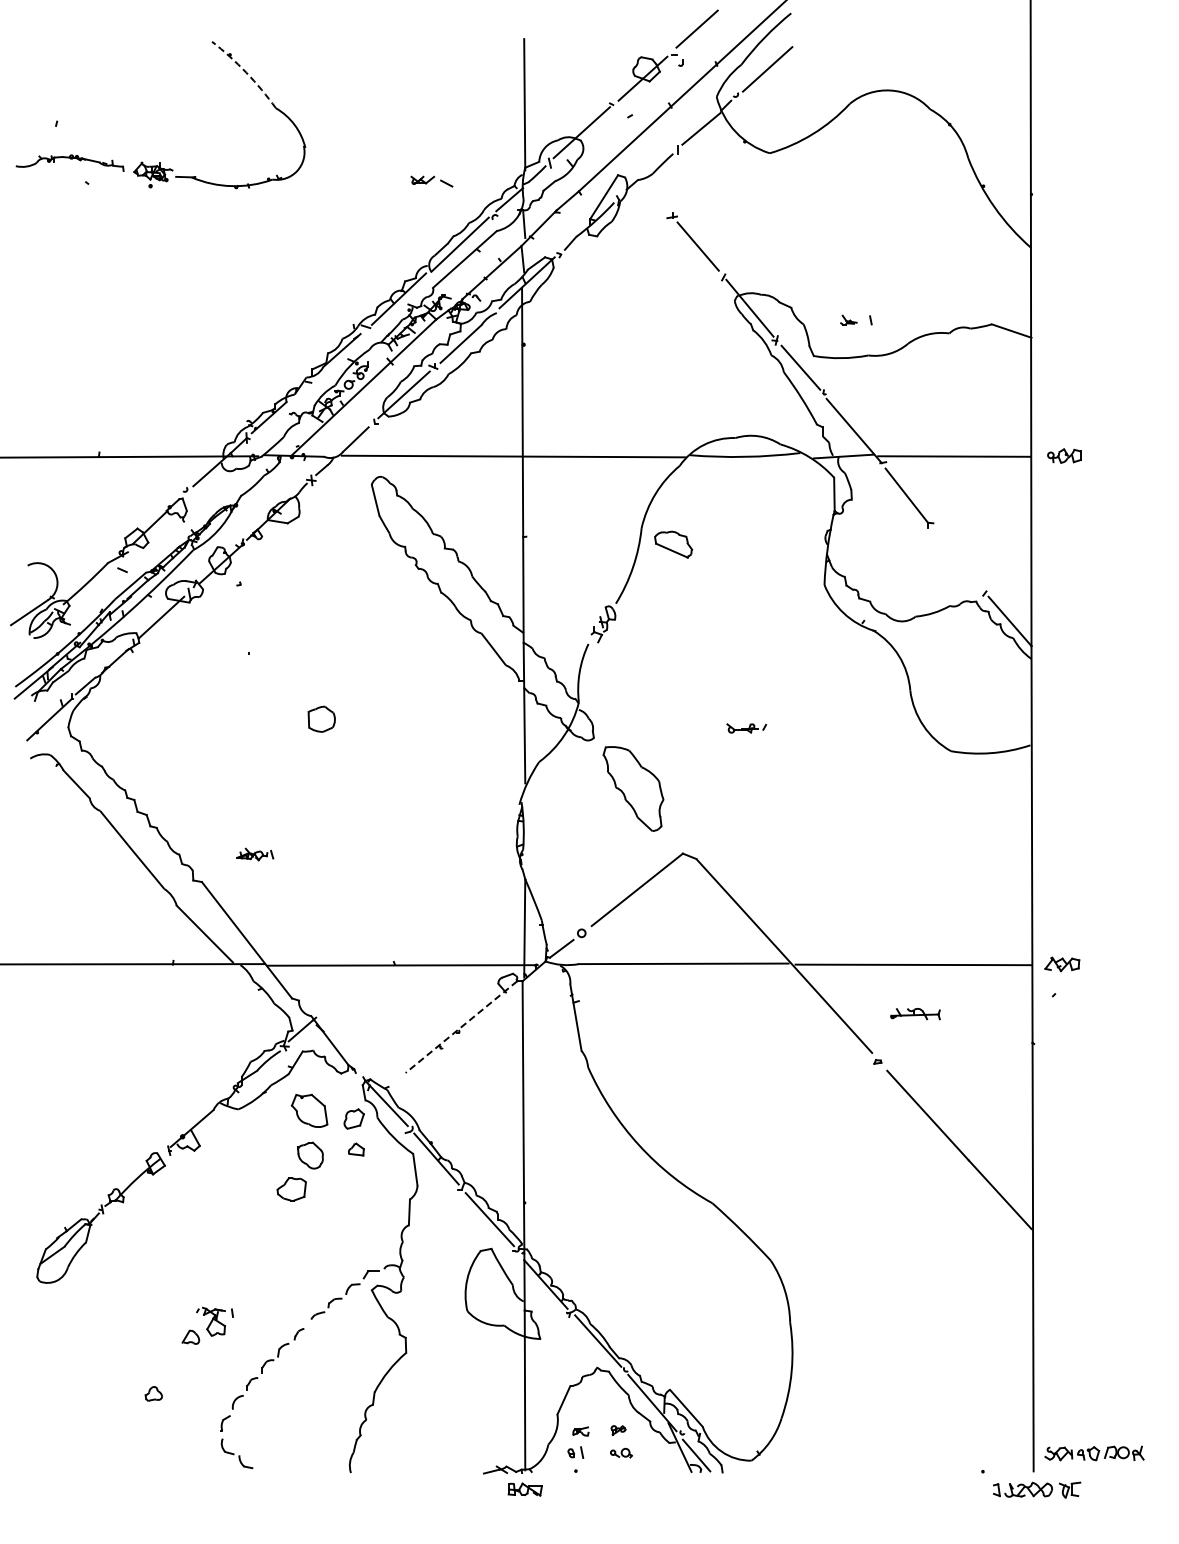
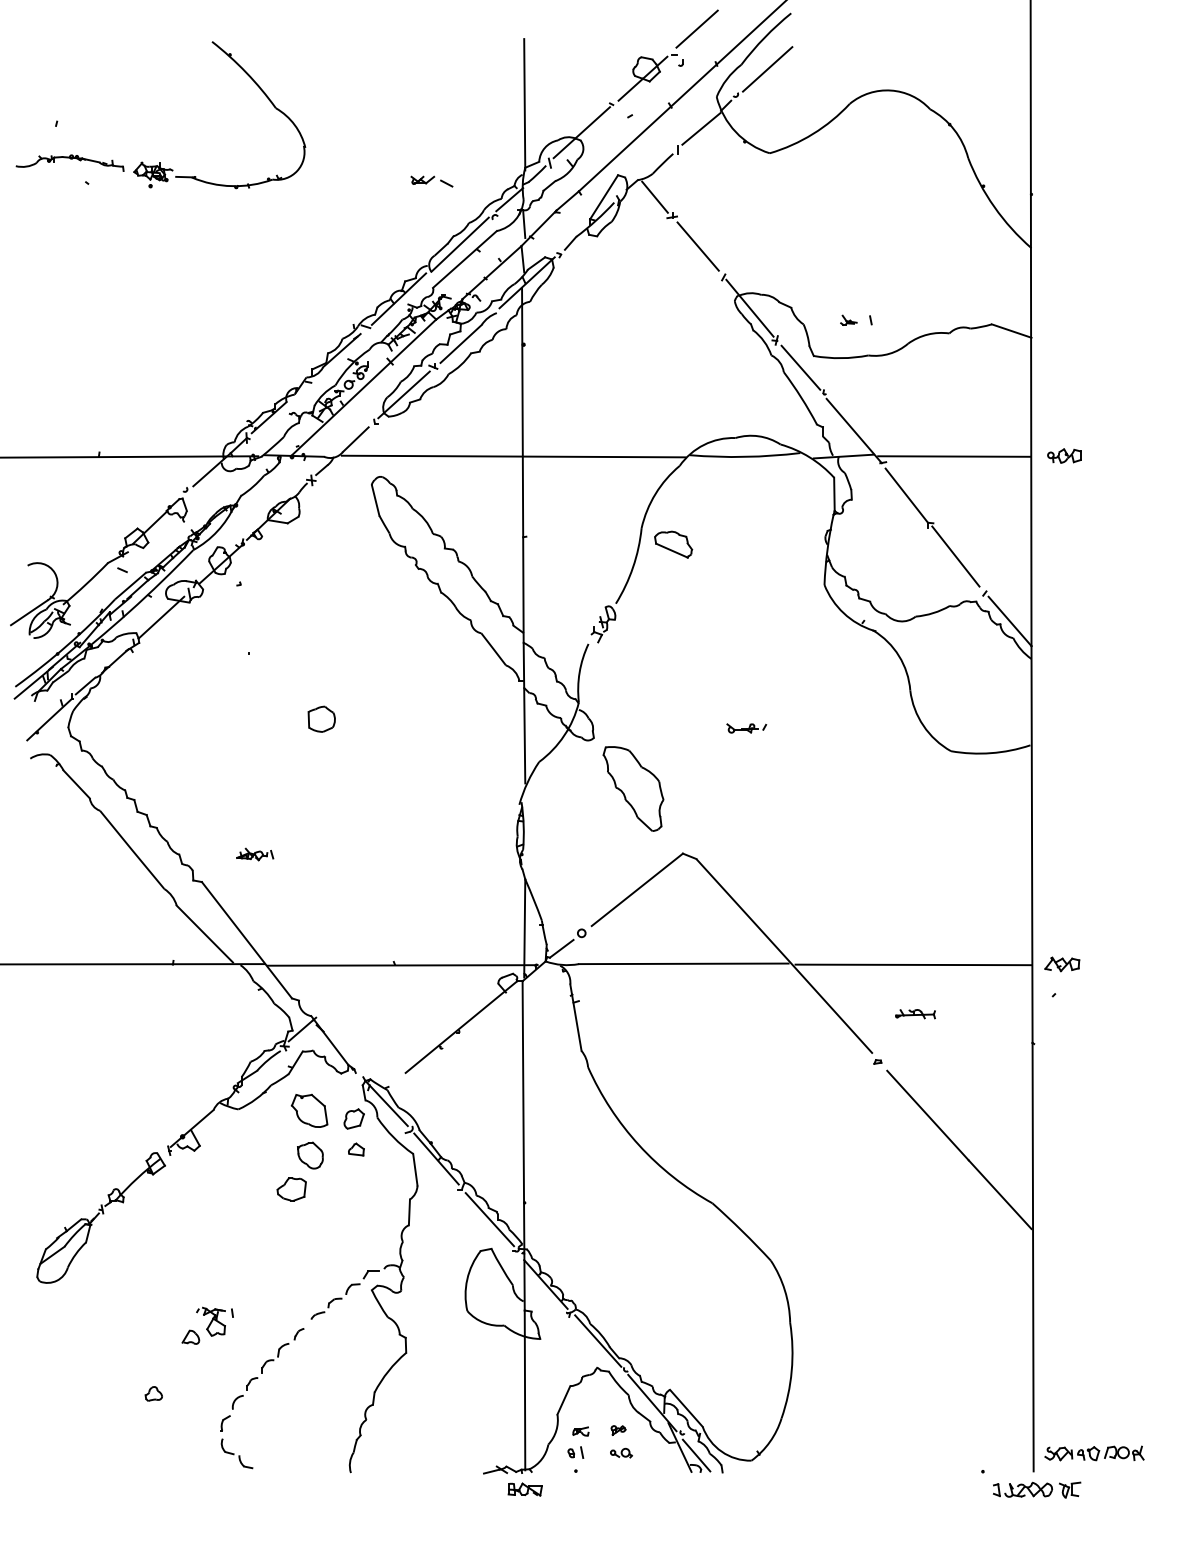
arc: dashed -> solid (246, 72)
line: none -> present (654, 196)
line: none -> present (955, 556)
part size: 51x13 px -> 41x11 px (915, 1014)
line: dashed -> solid (461, 1027)
